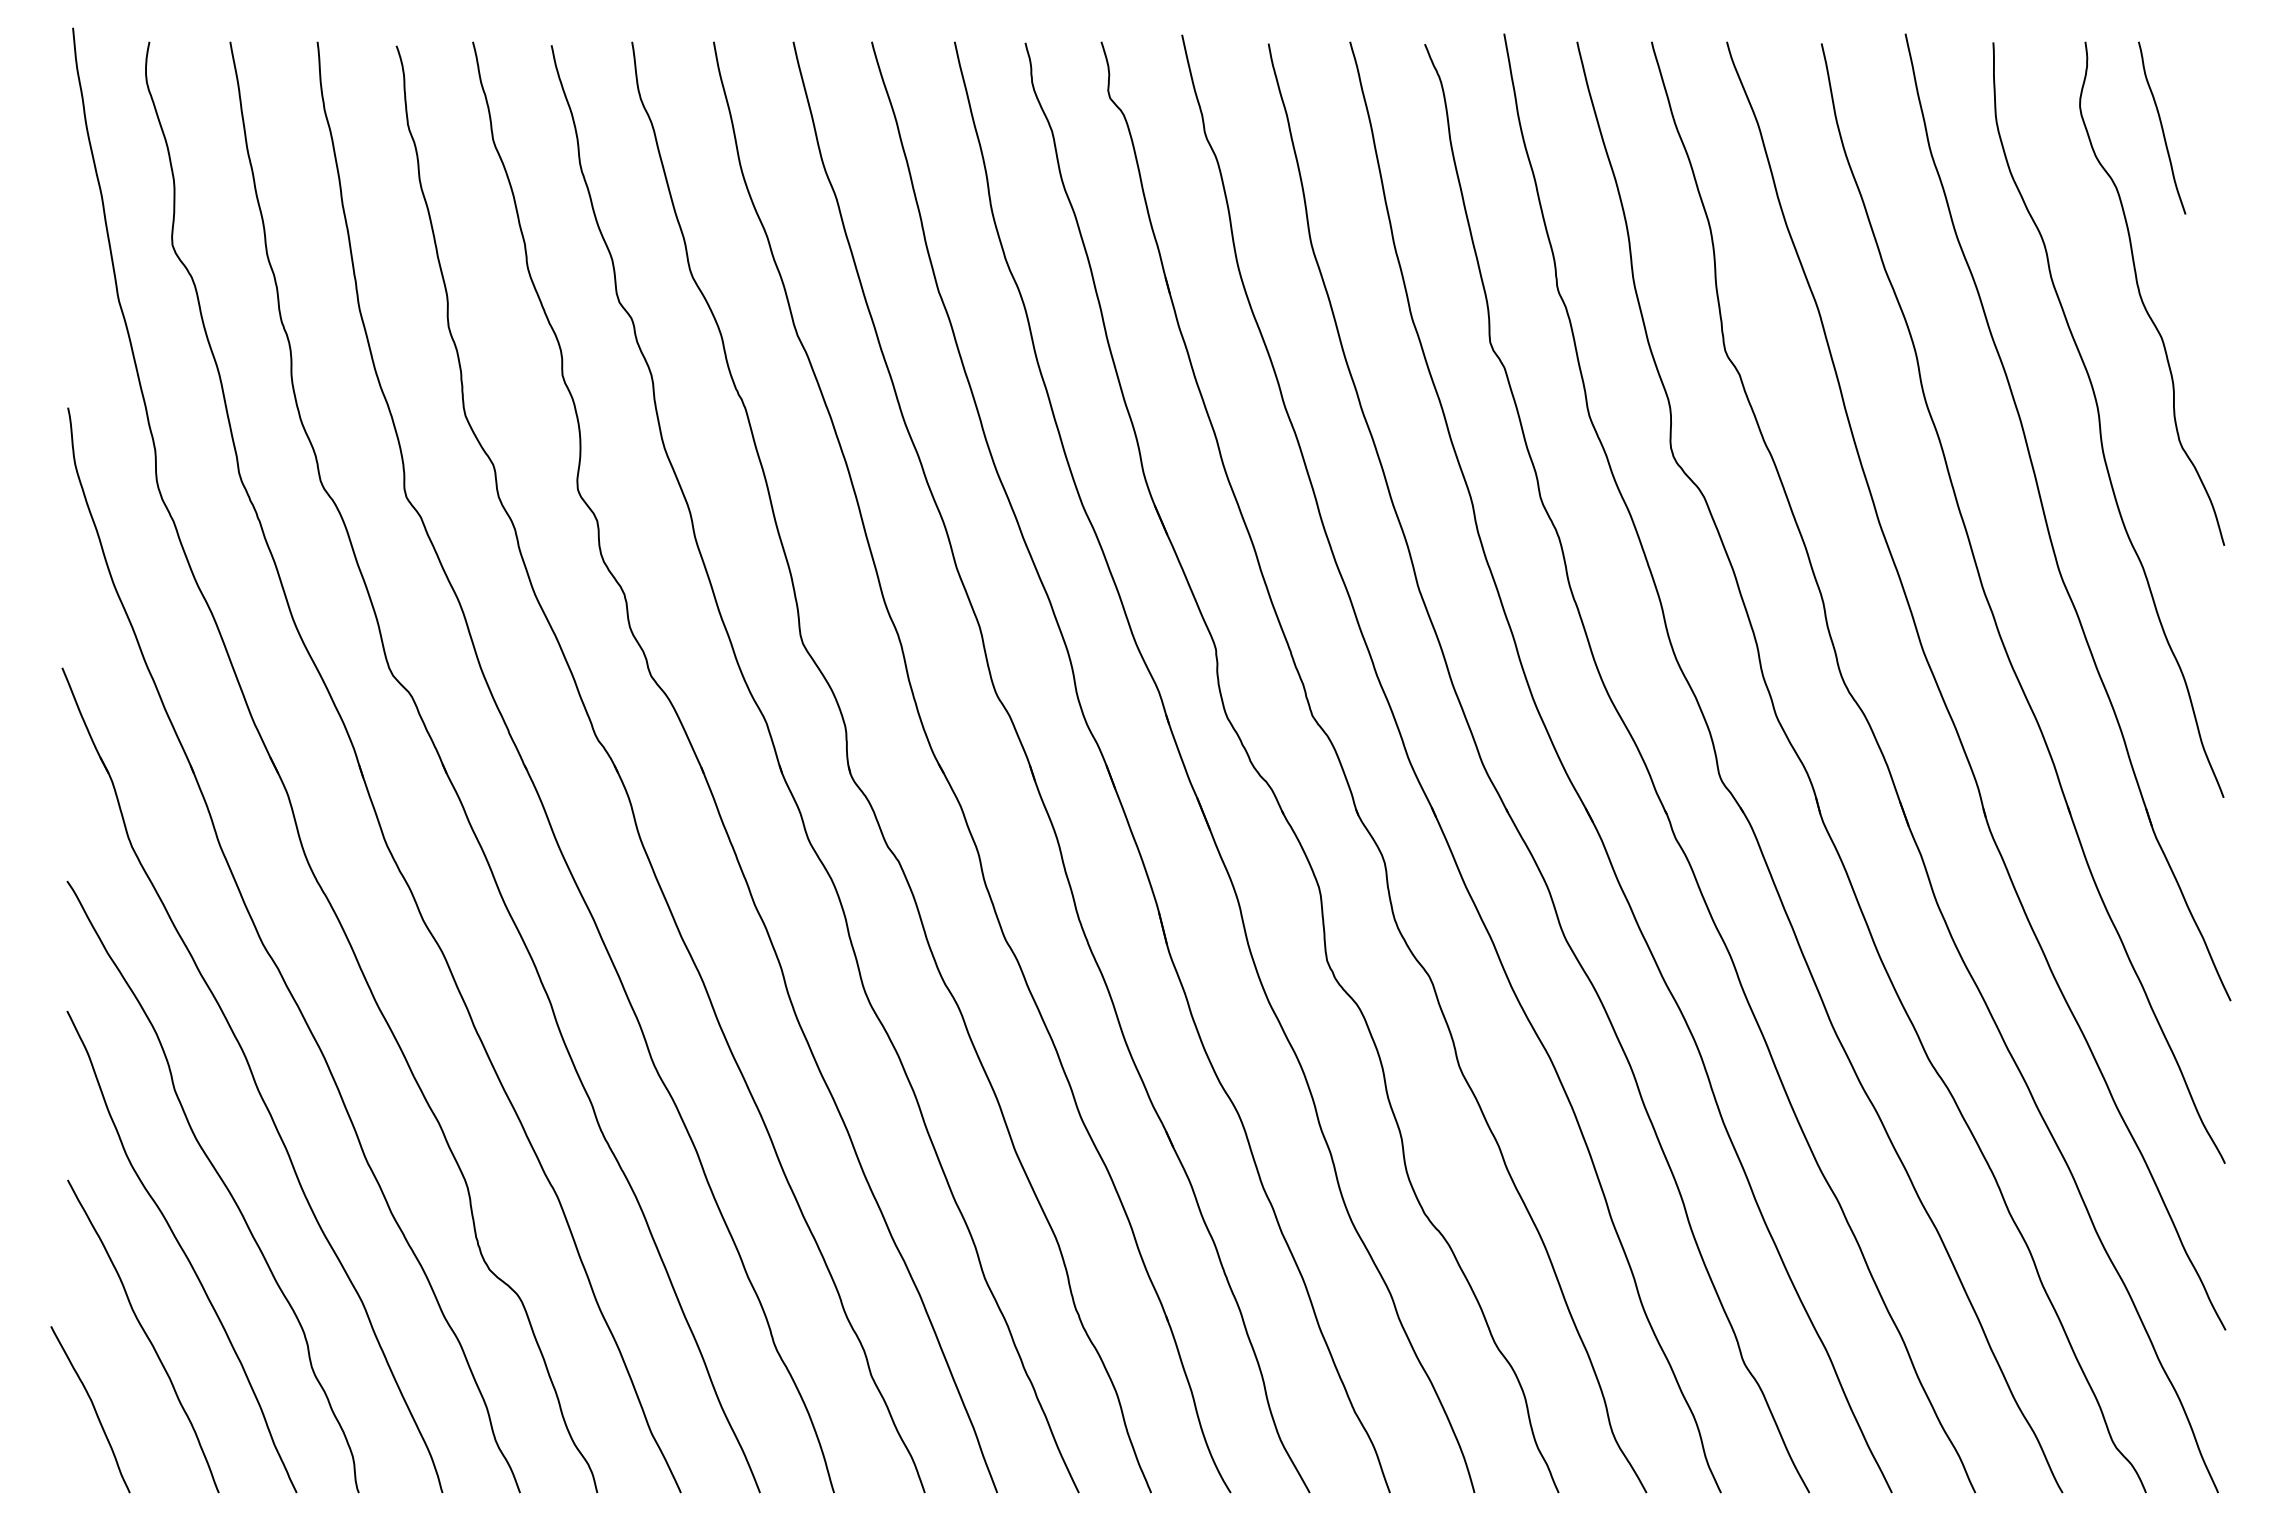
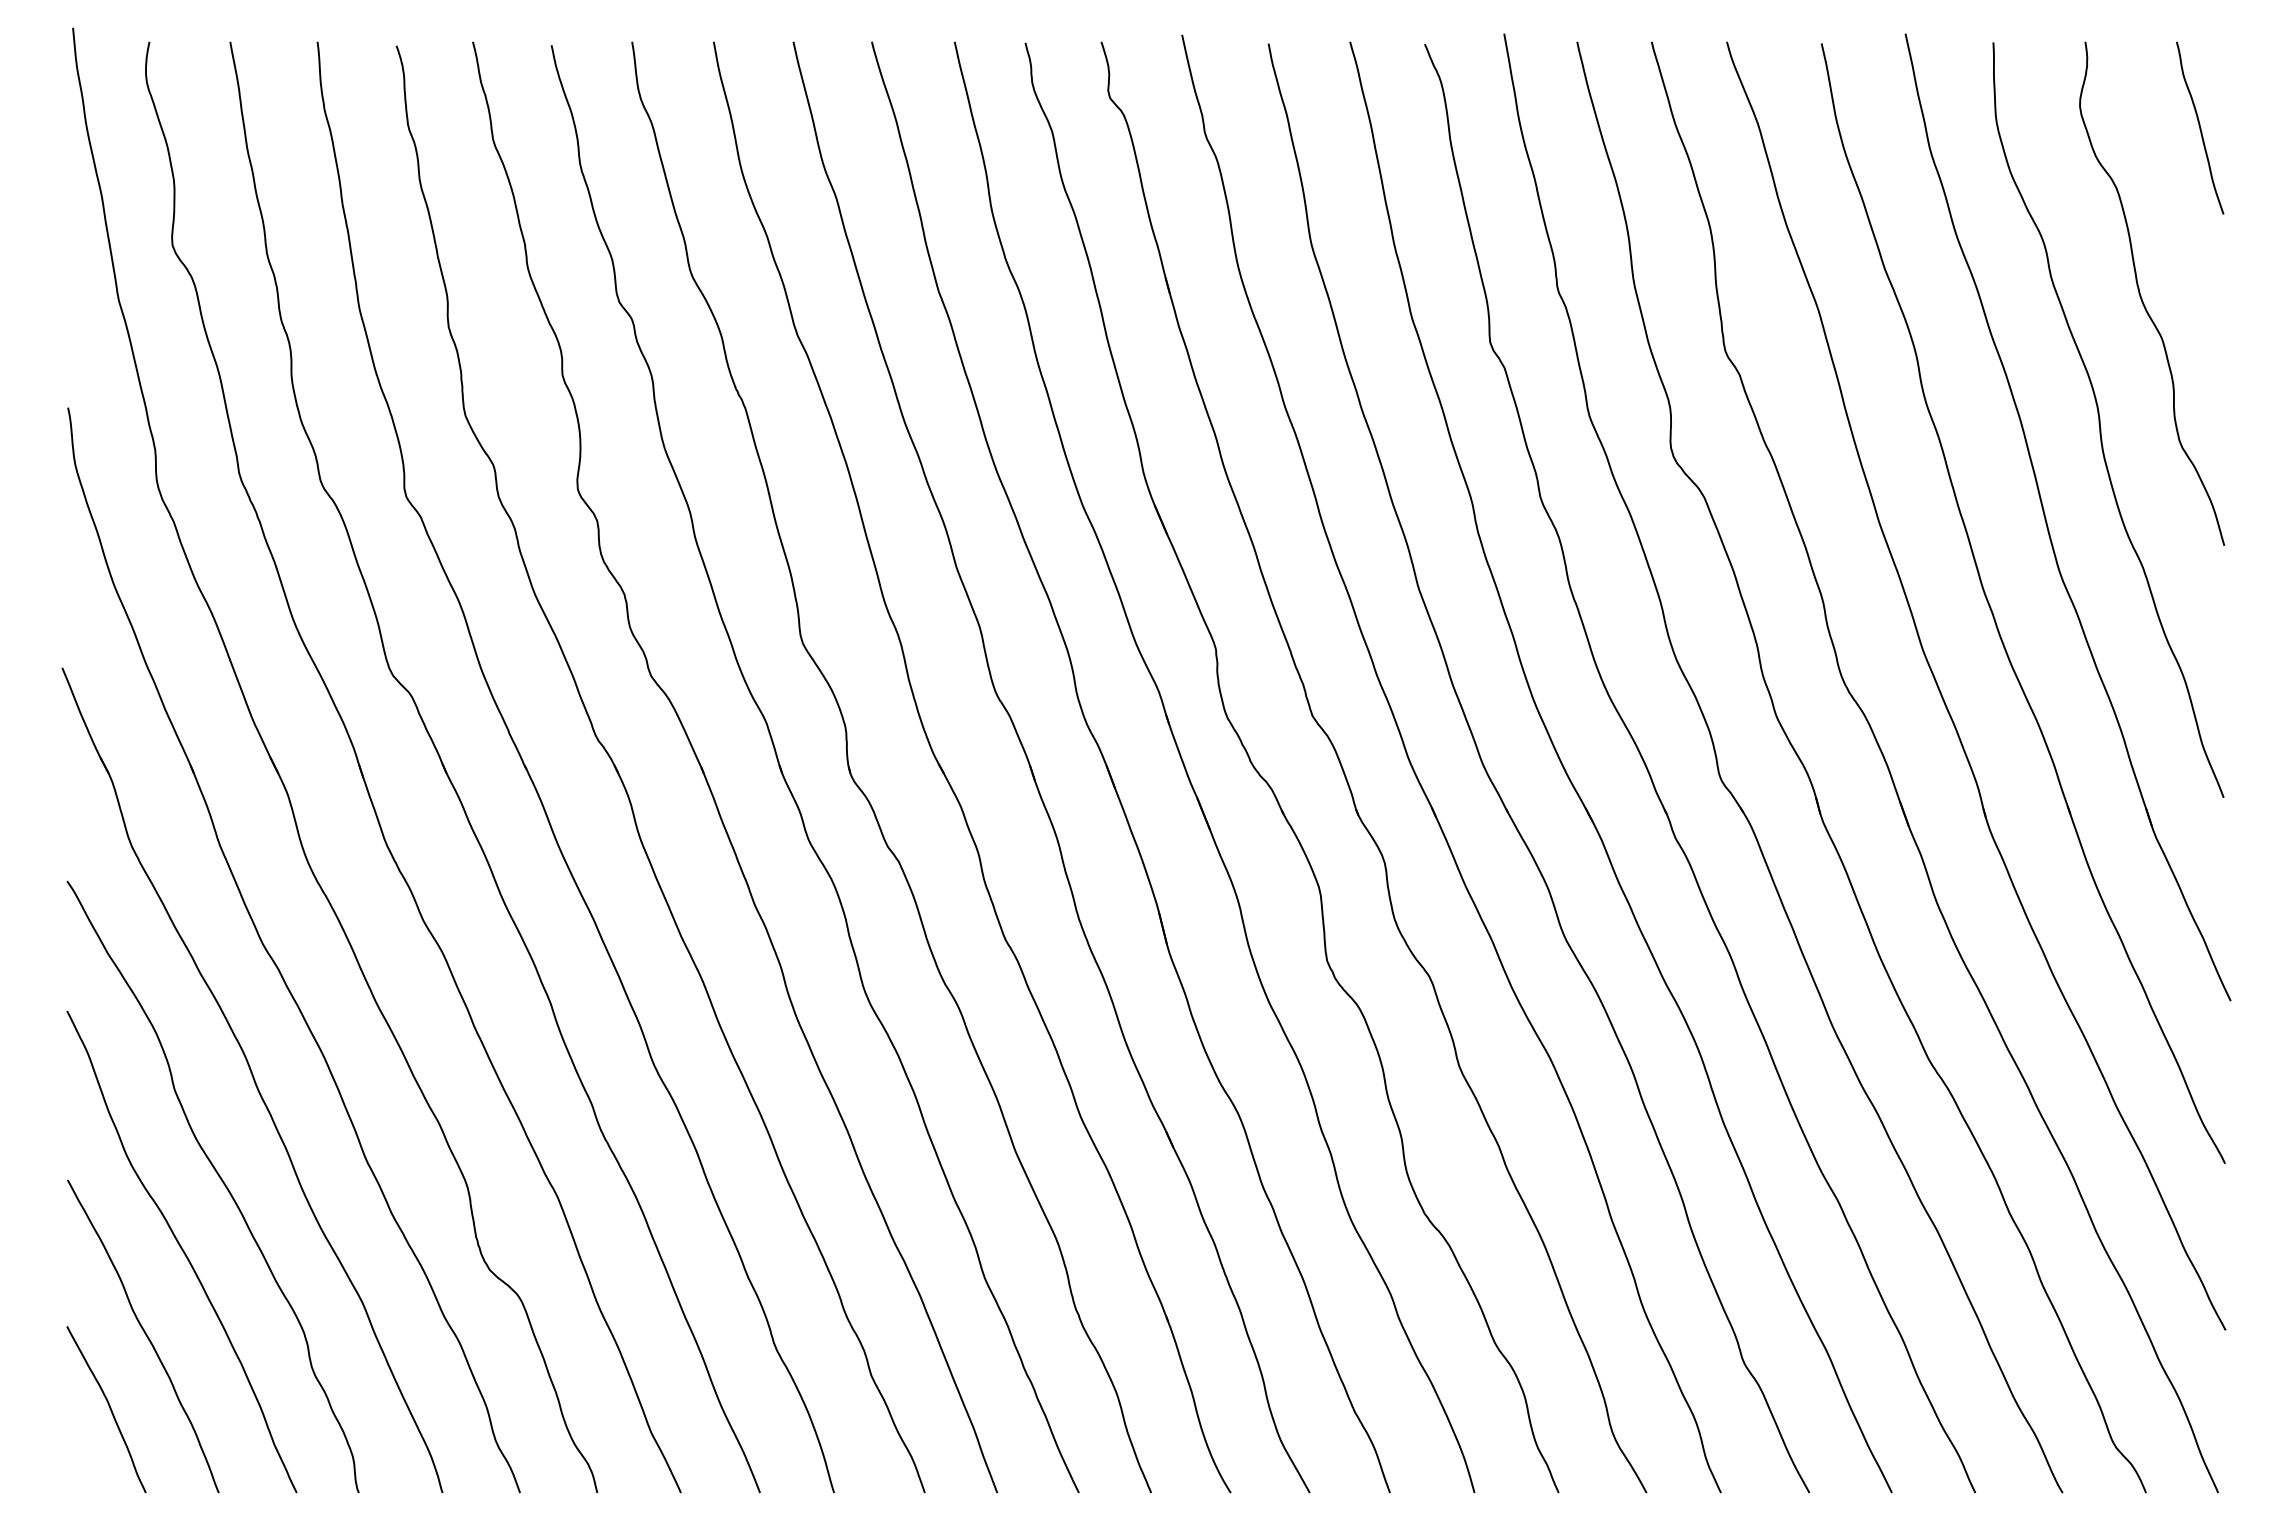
curve position: (2162, 127) -> (2200, 127) (2200, 127)
curve position: (93, 1408) -> (109, 1408) (109, 1408)
